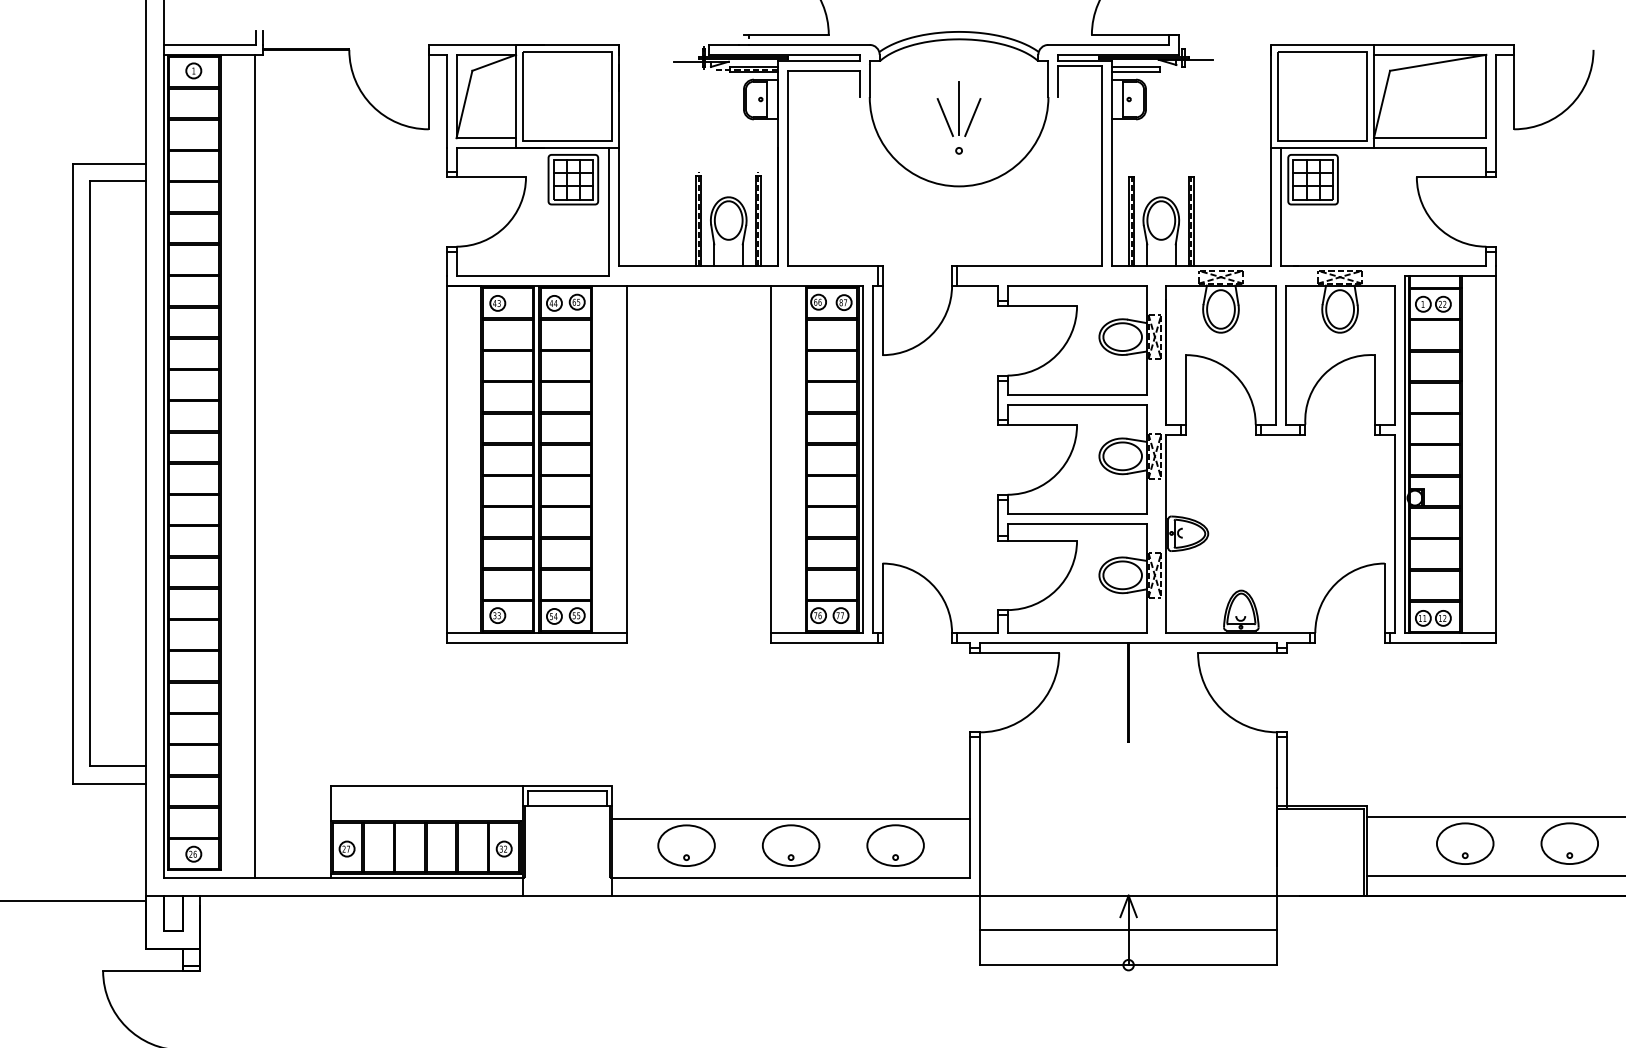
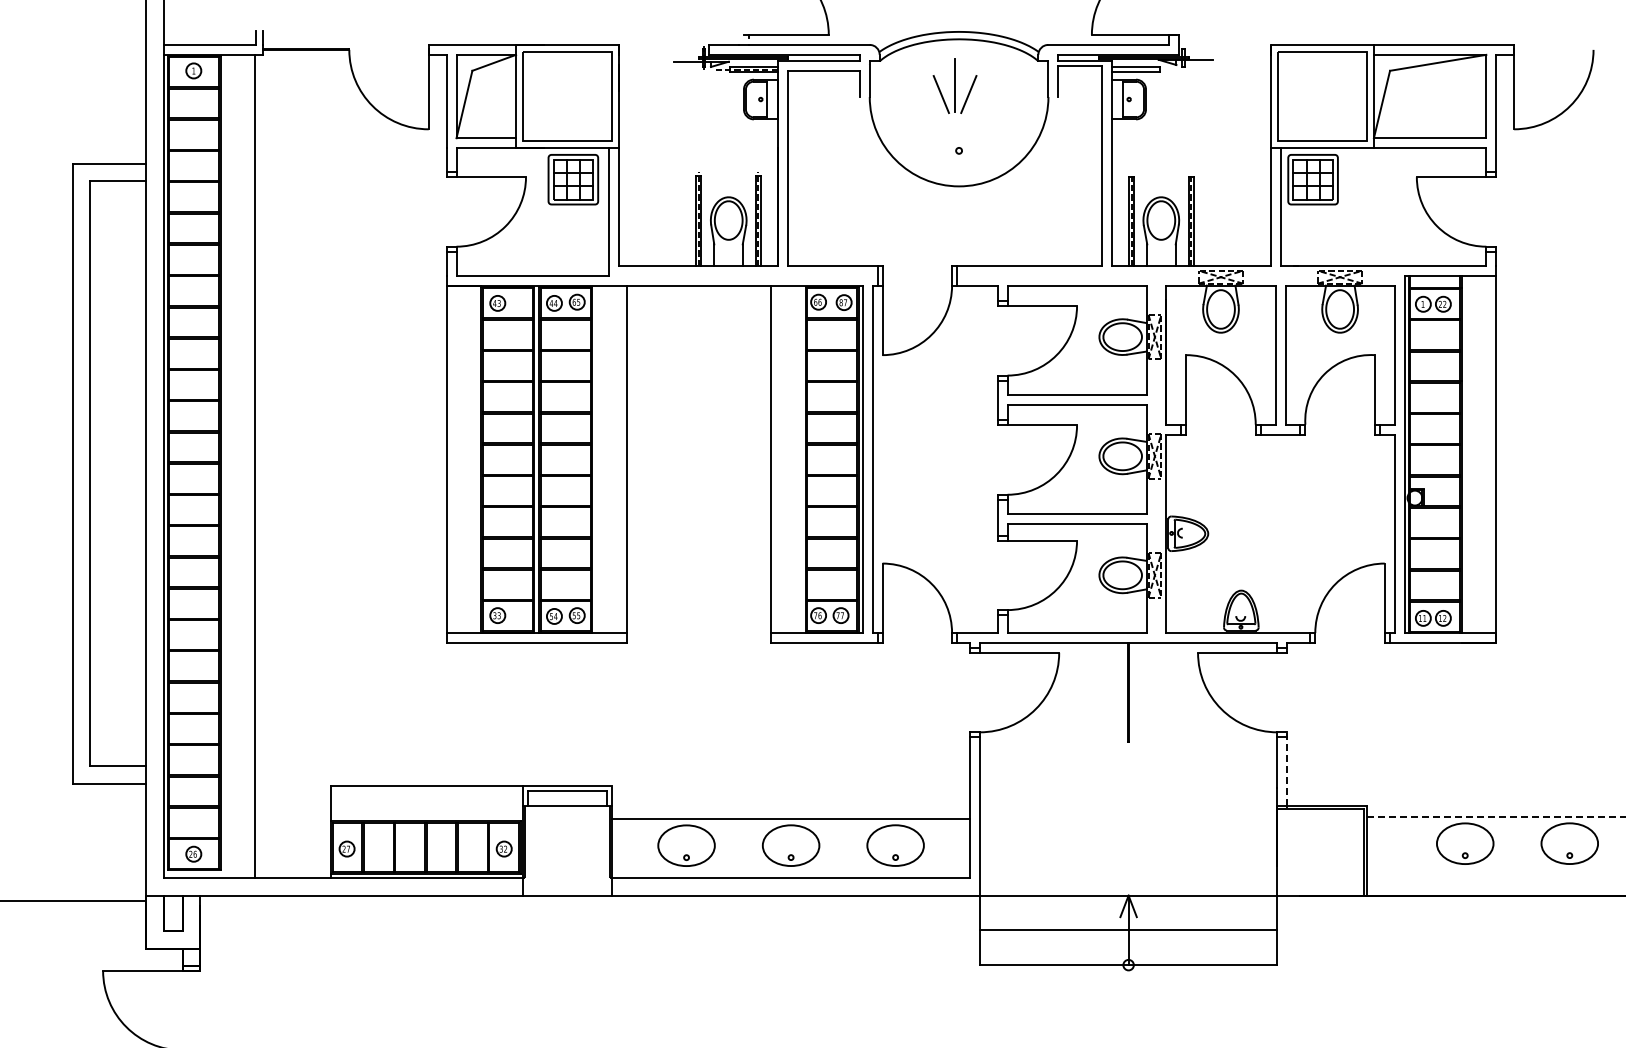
part position: (958, 108) -> (954, 85) (954, 85)
line: solid -> dashed (1287, 769)
line: solid -> dashed (1496, 817)
line: present -> none (1494, 875)
